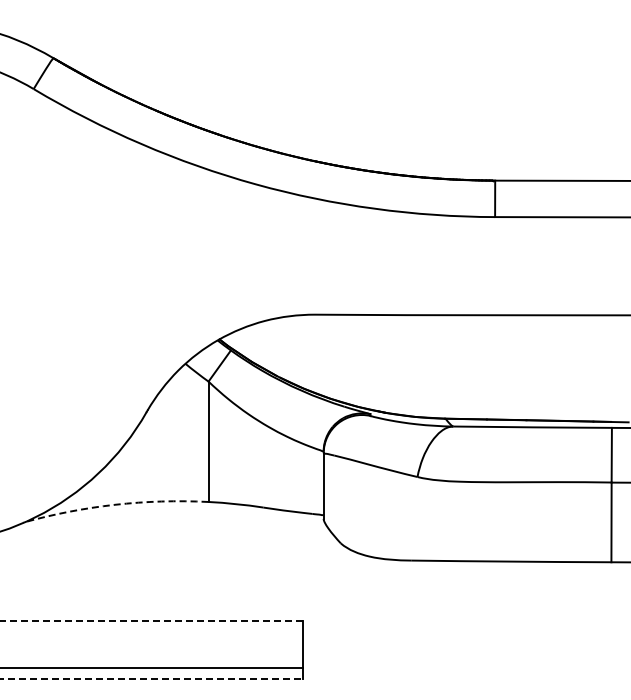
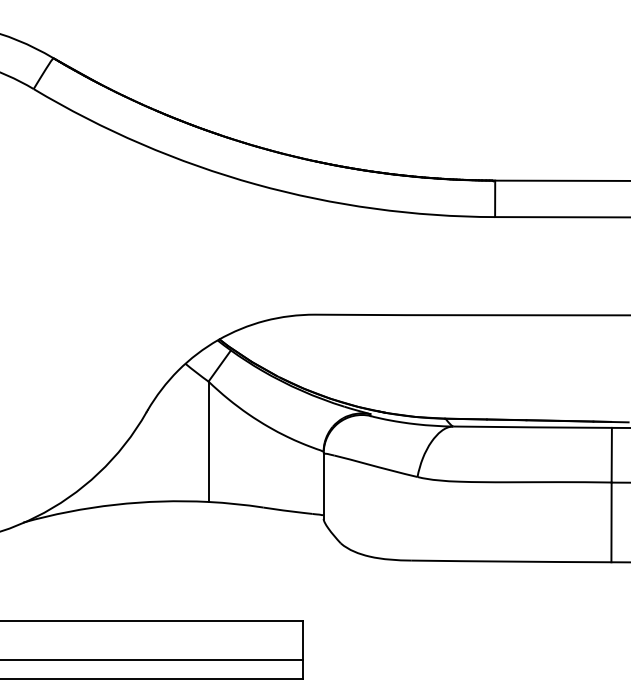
arc: dashed -> solid (114, 504)
line: dashed -> solid (151, 621)
line position: (152, 667) -> (152, 659) (152, 659)
line: dashed -> solid (151, 679)
